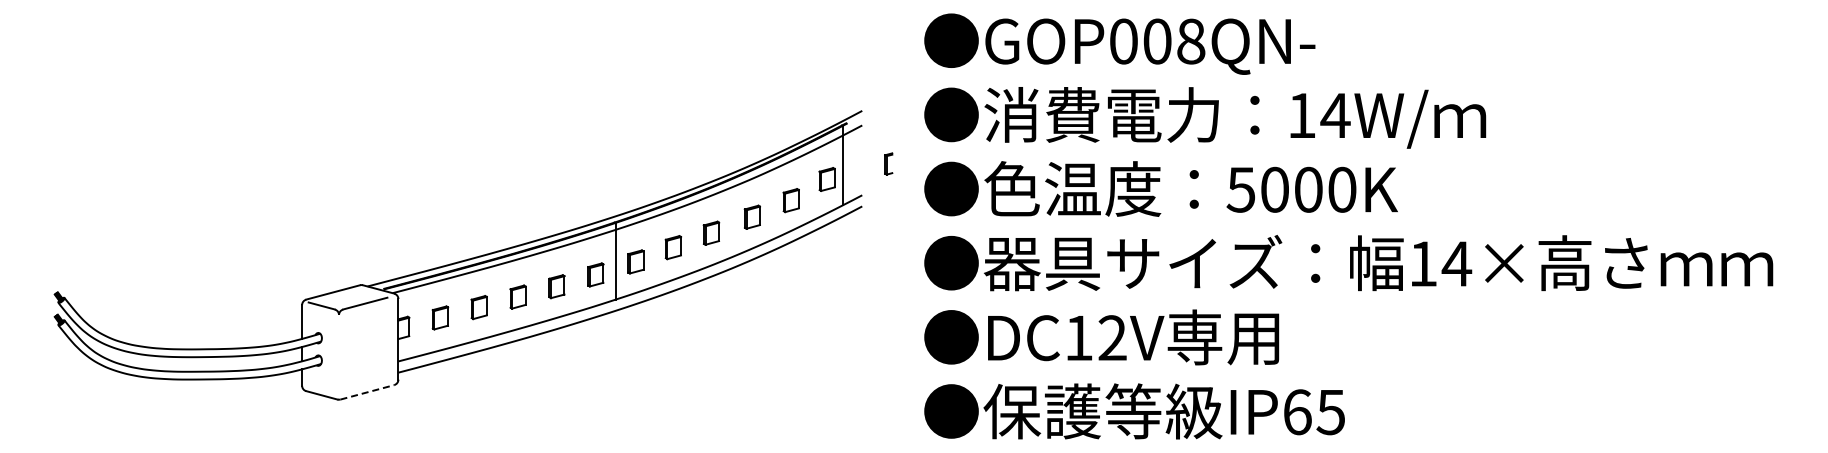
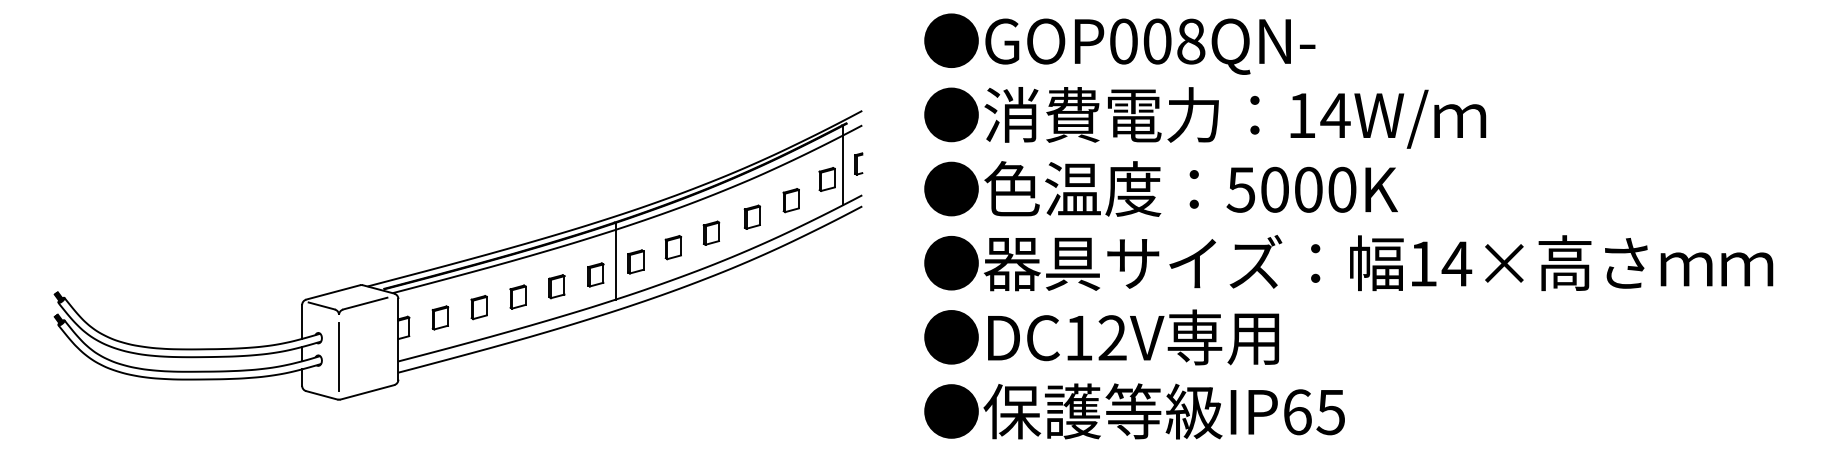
part position: (888, 163) -> (858, 163) (858, 163)
line: none -> present (339, 357)
line: dashed -> solid (367, 392)
